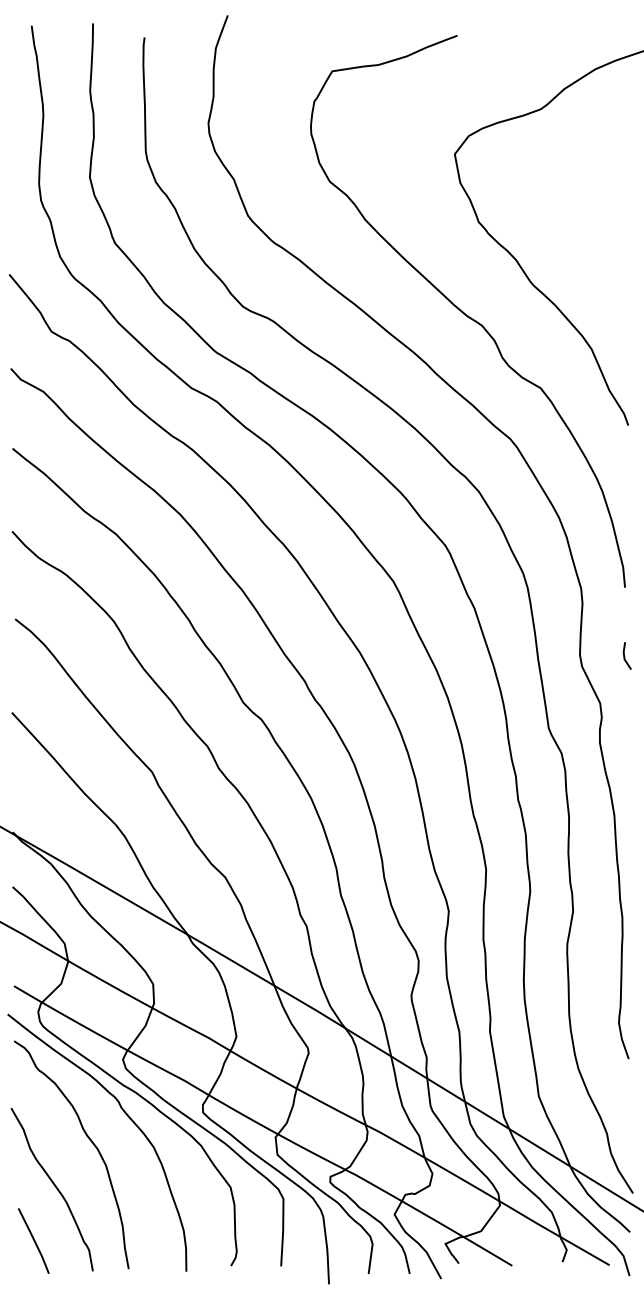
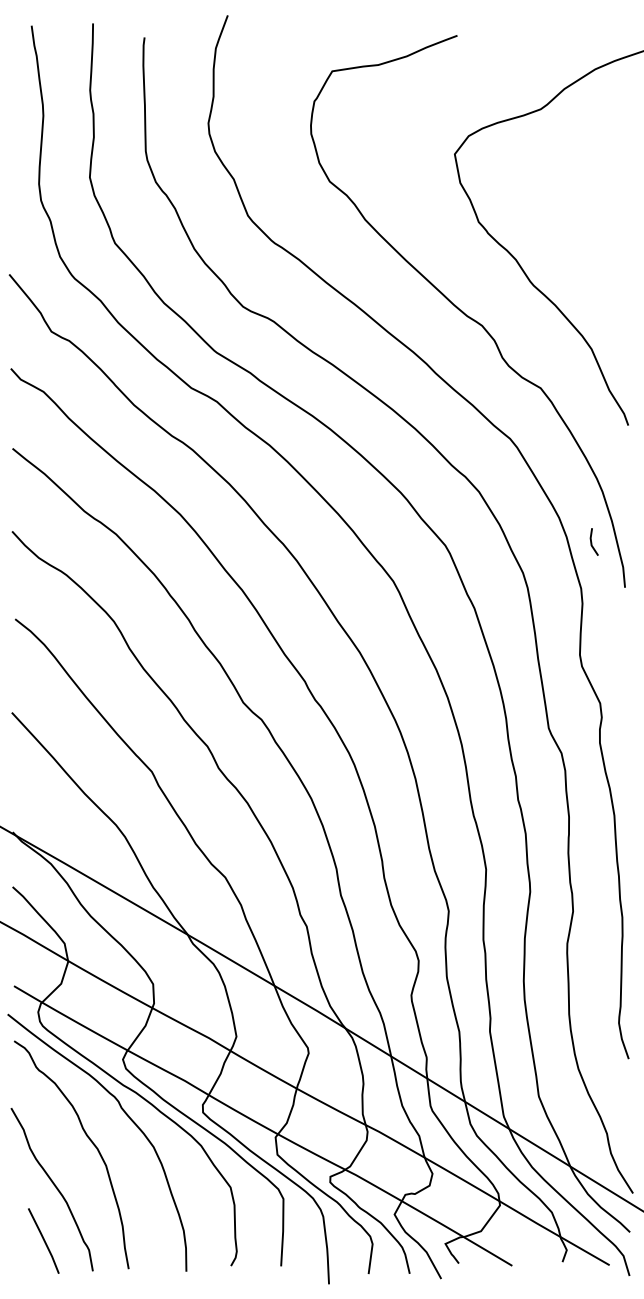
line position: (625, 656) -> (592, 542) (592, 542)
line position: (33, 1240) -> (43, 1240) (43, 1240)
